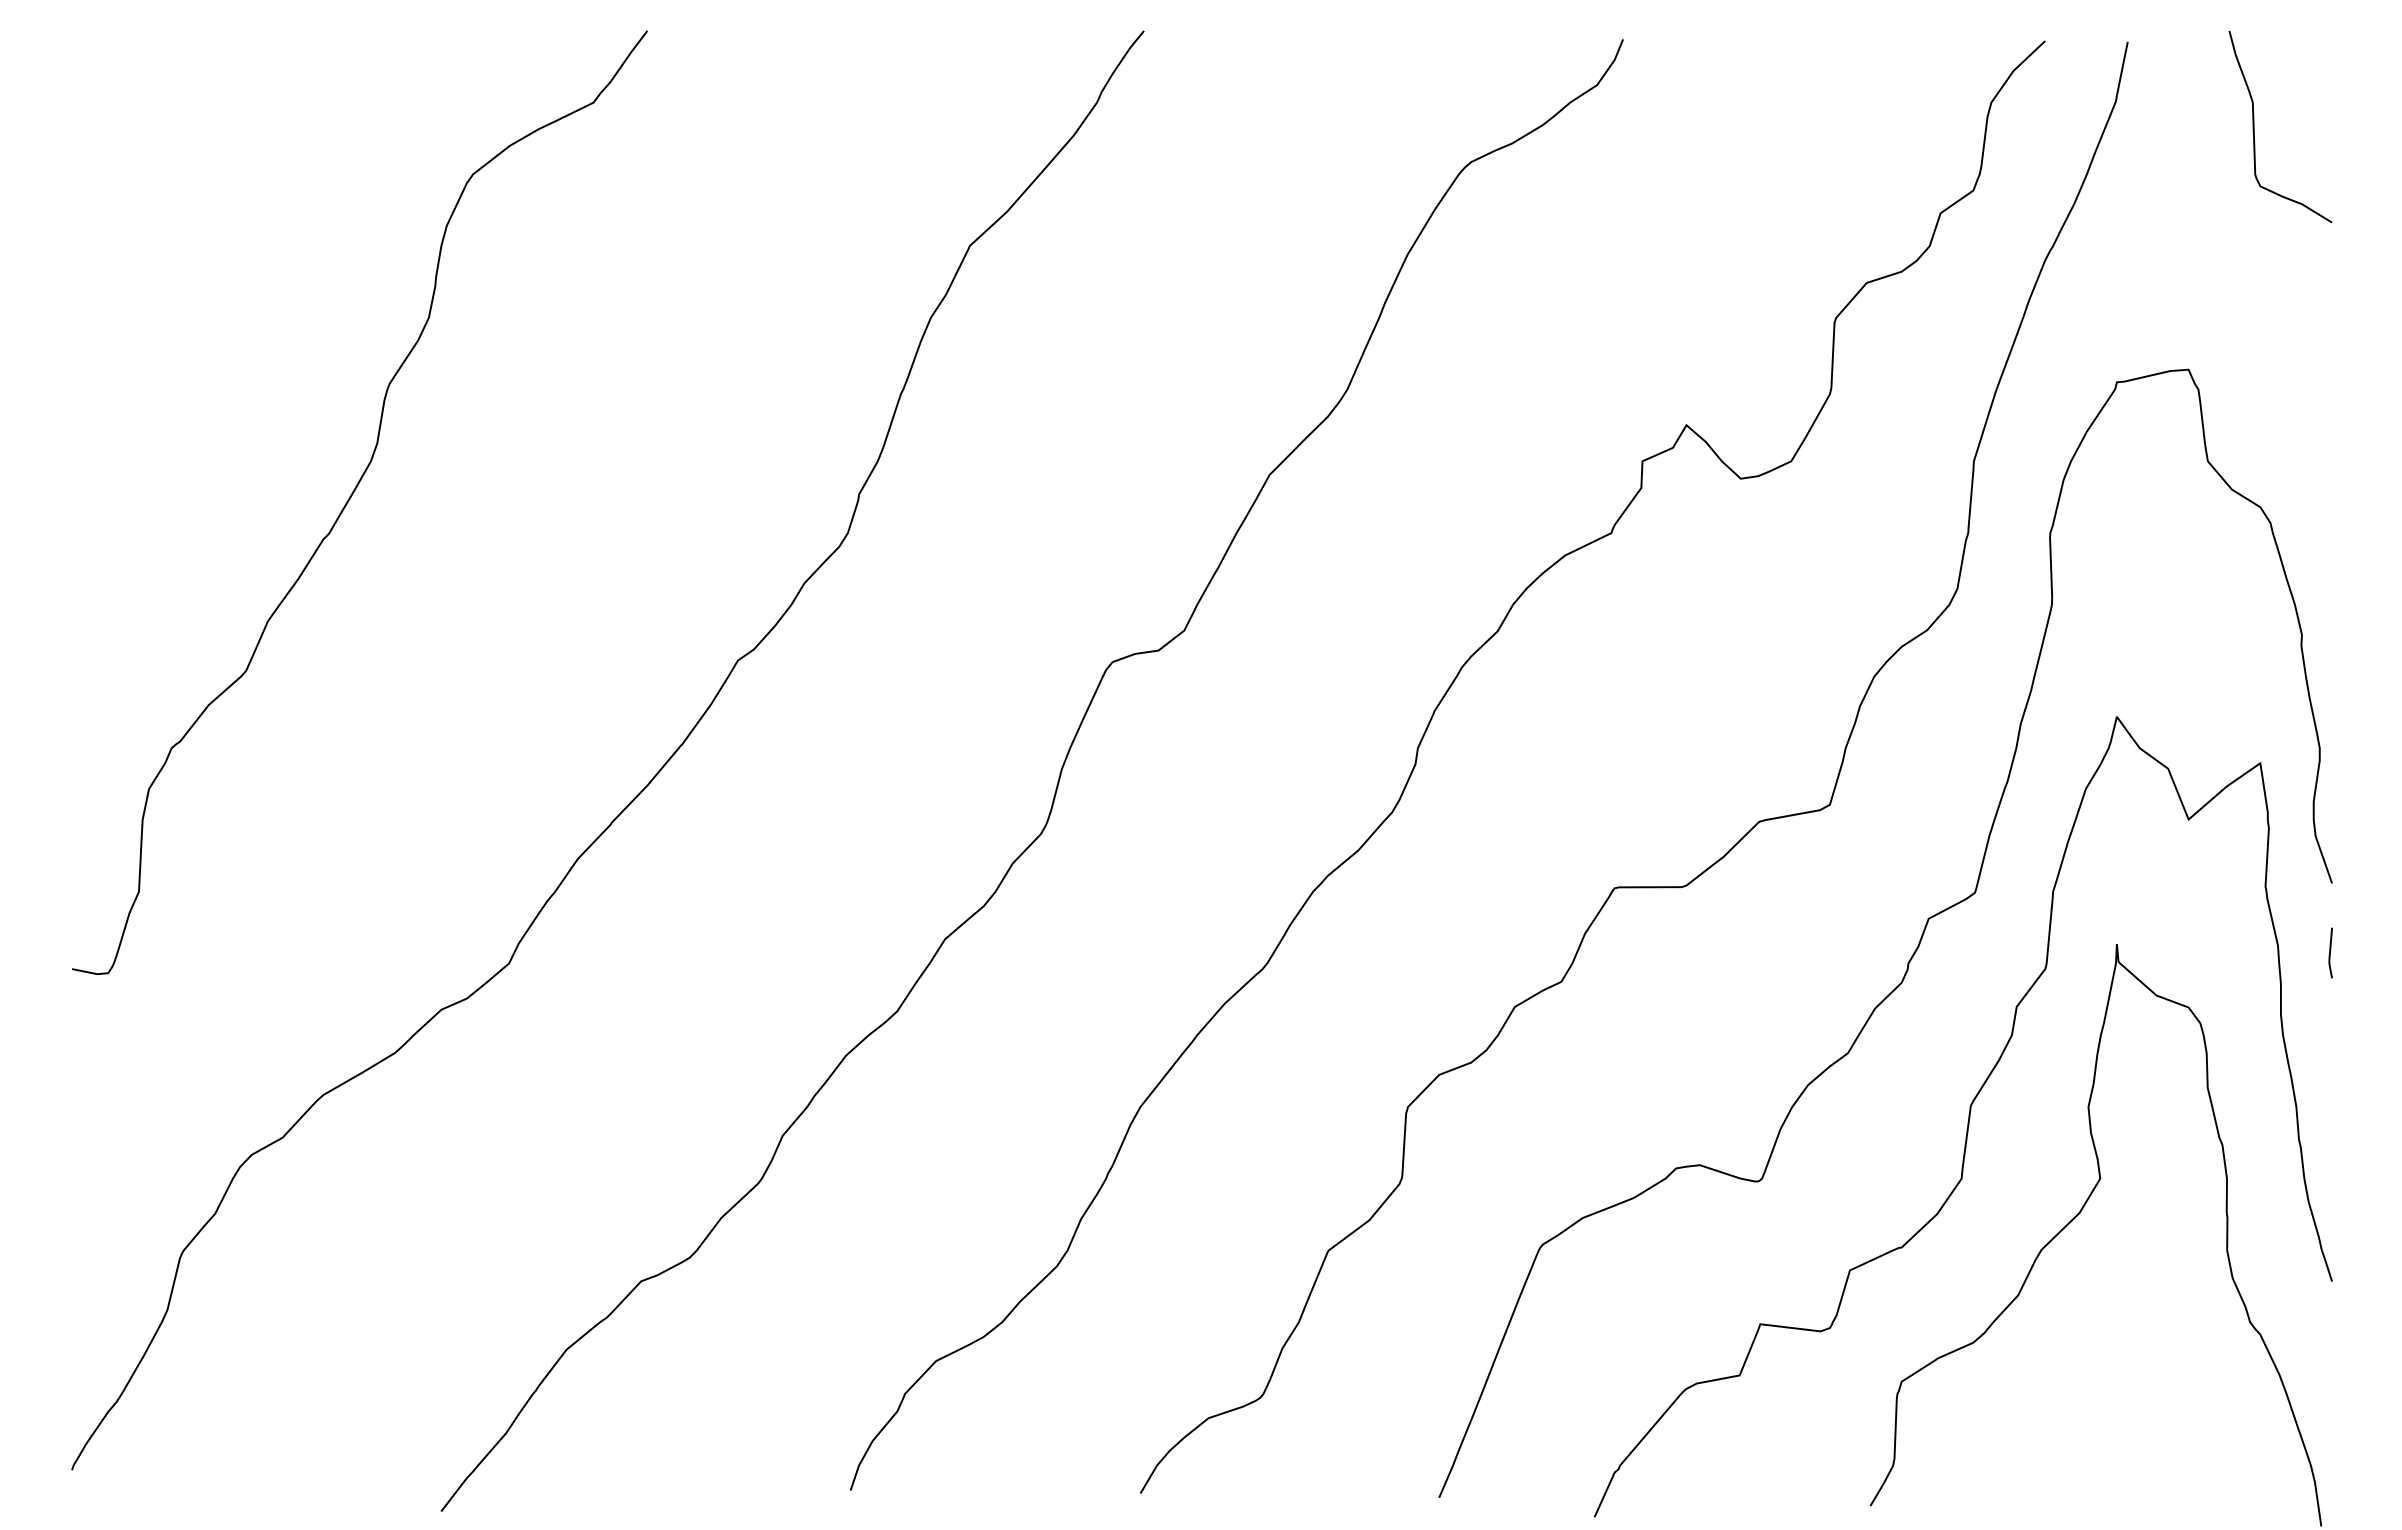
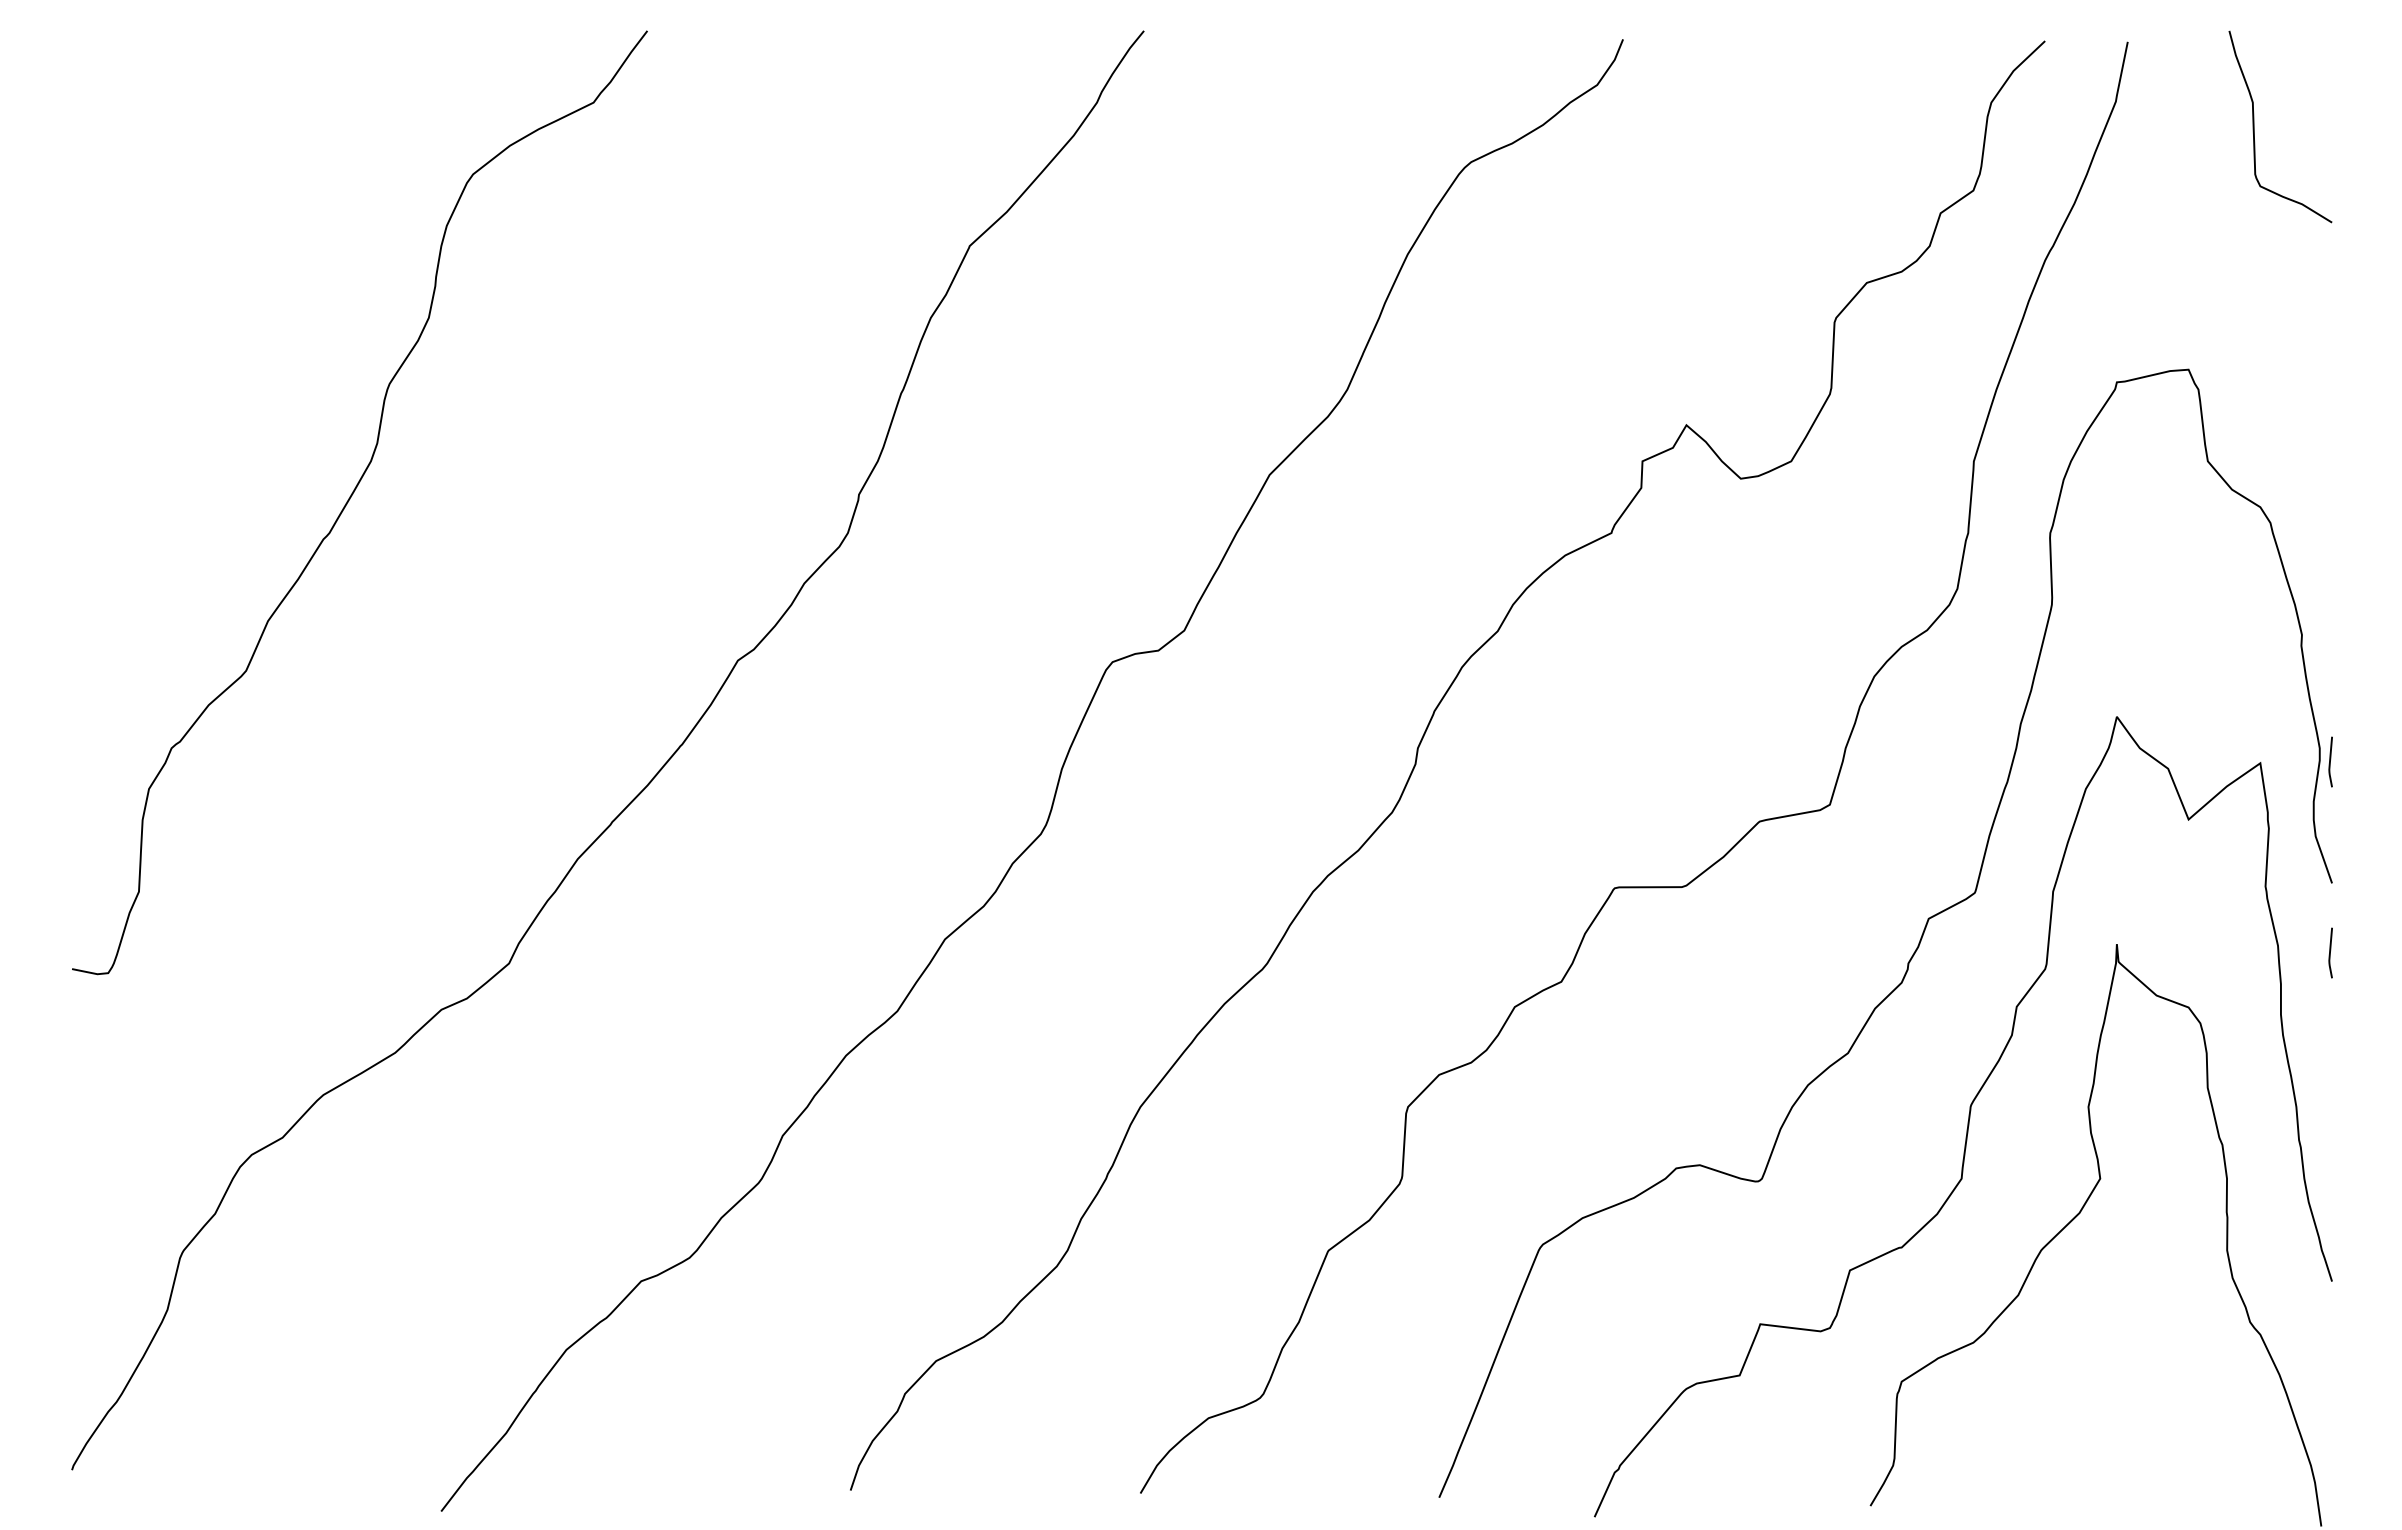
line: none -> present (2330, 761)
